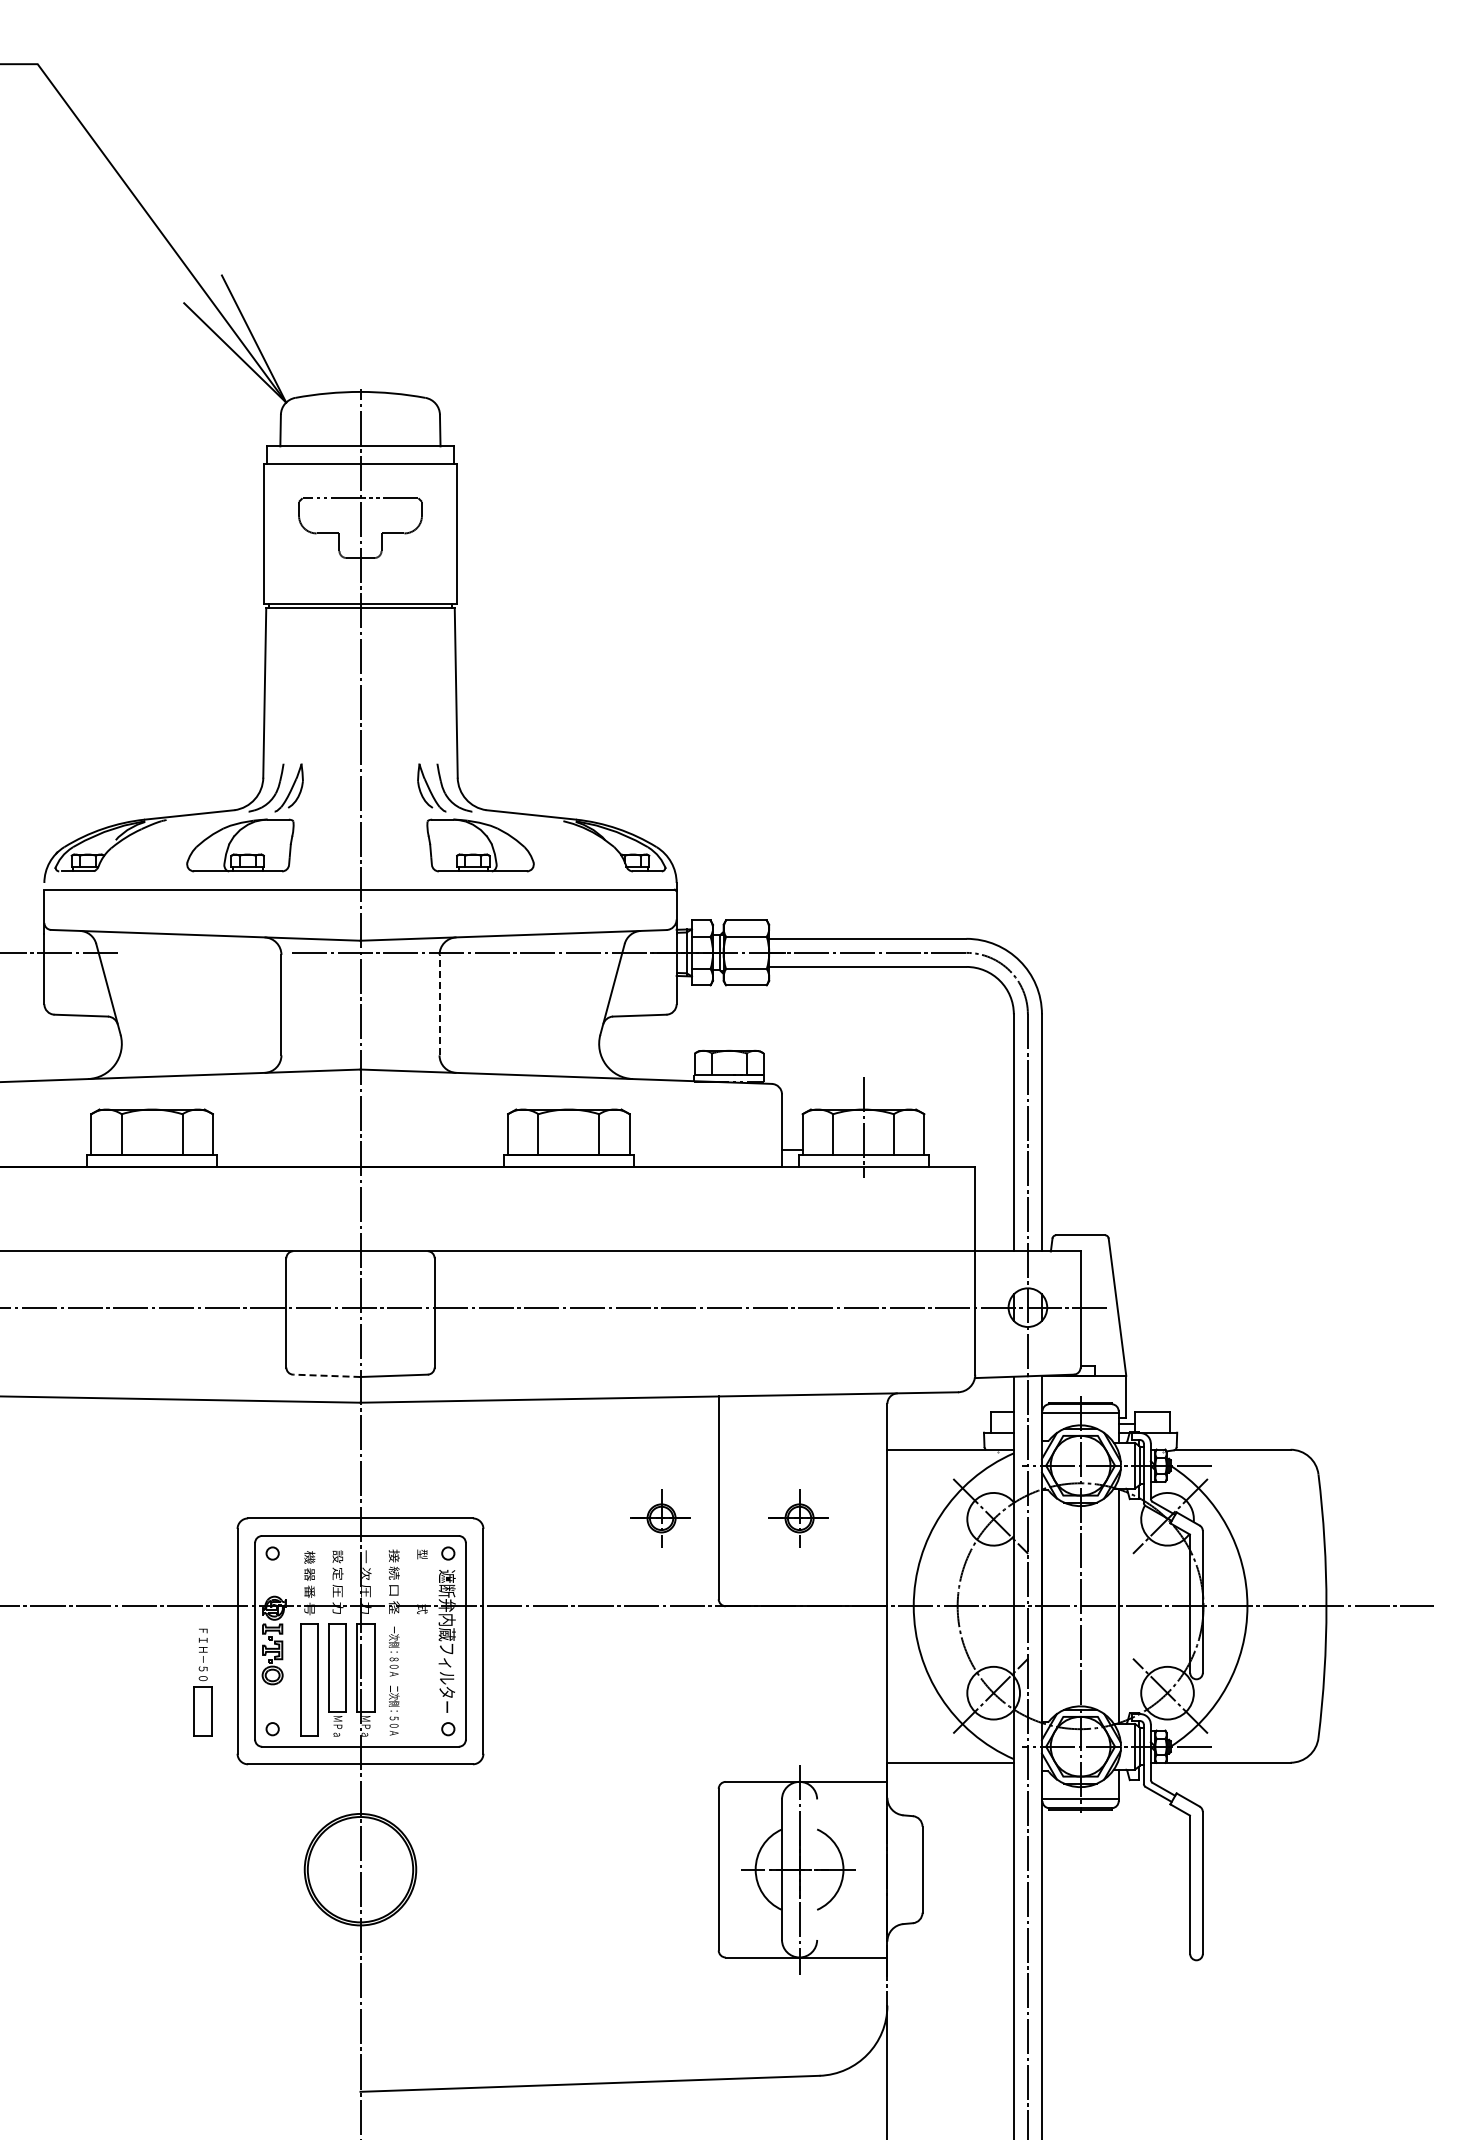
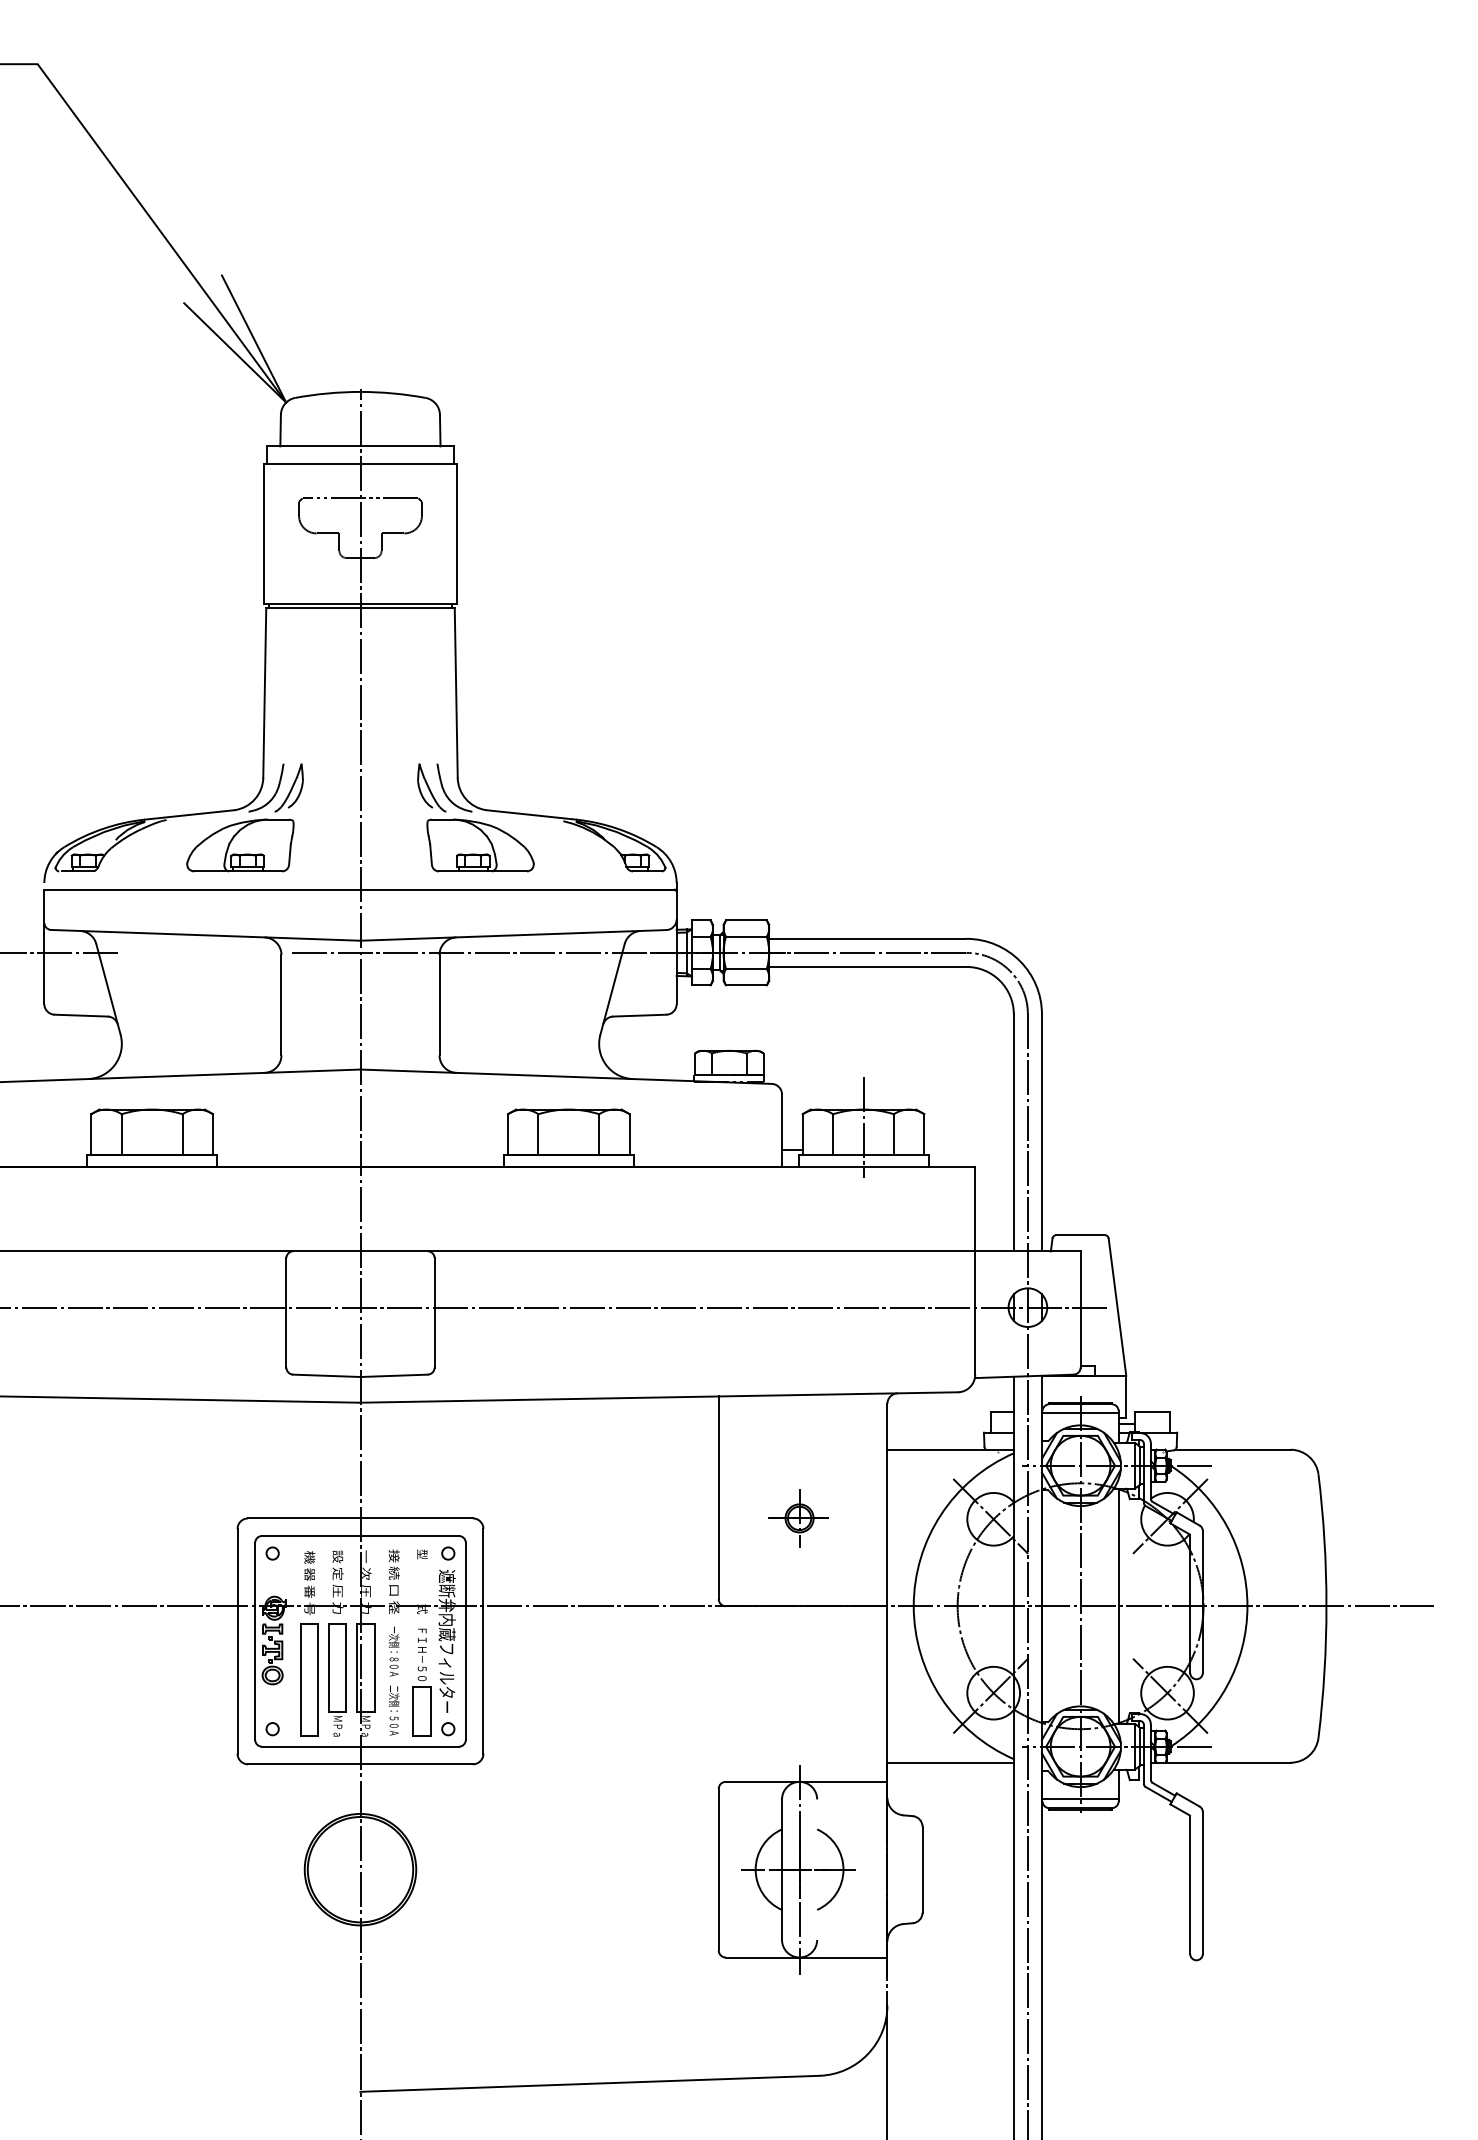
line: dashed -> solid (439, 1004)
line: dashed -> solid (326, 1375)
part: present -> none (660, 1518)
part position: (202, 1682) -> (421, 1682) (421, 1682)
